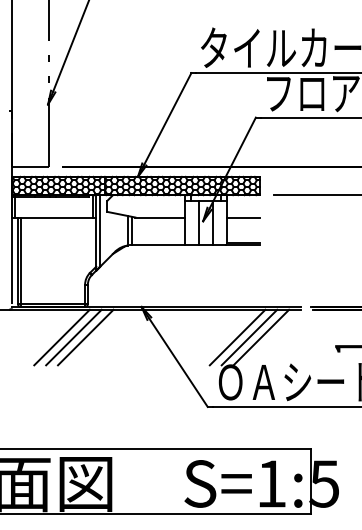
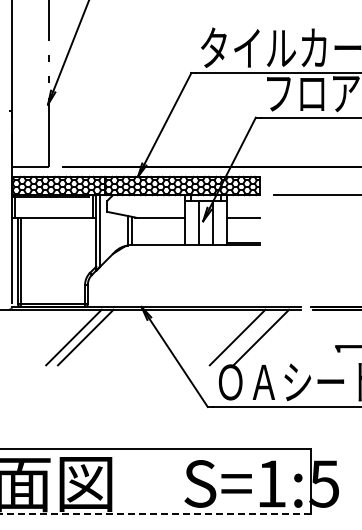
line: present -> none (61, 337)
line: present -> none (249, 337)
line: solid -> dashed (155, 514)
